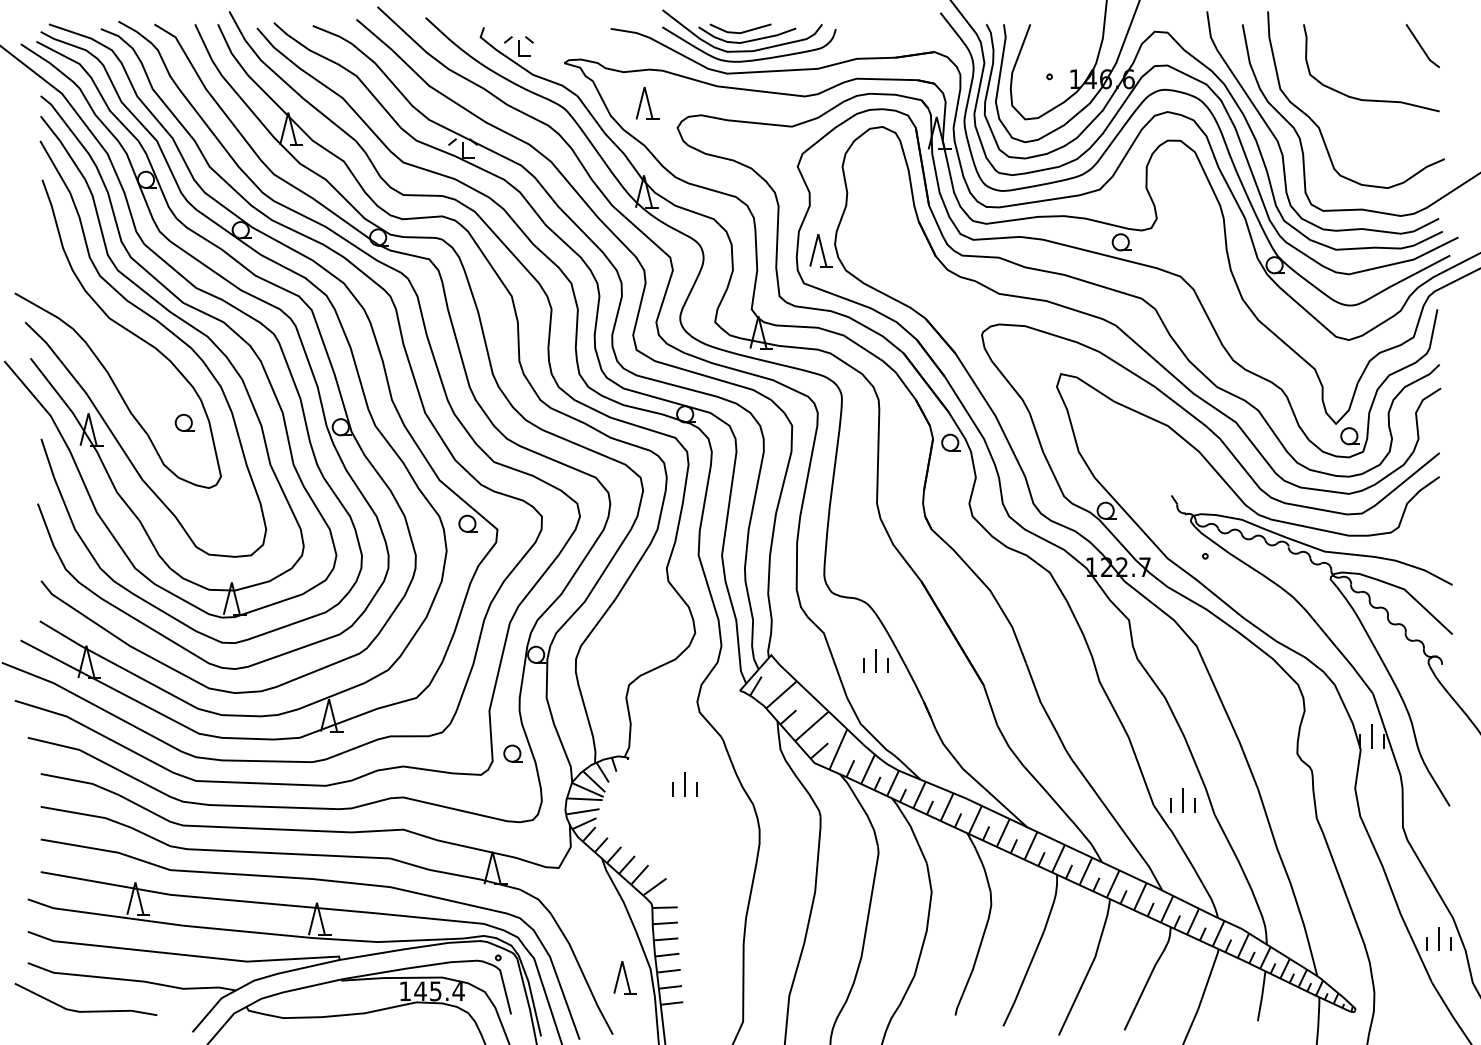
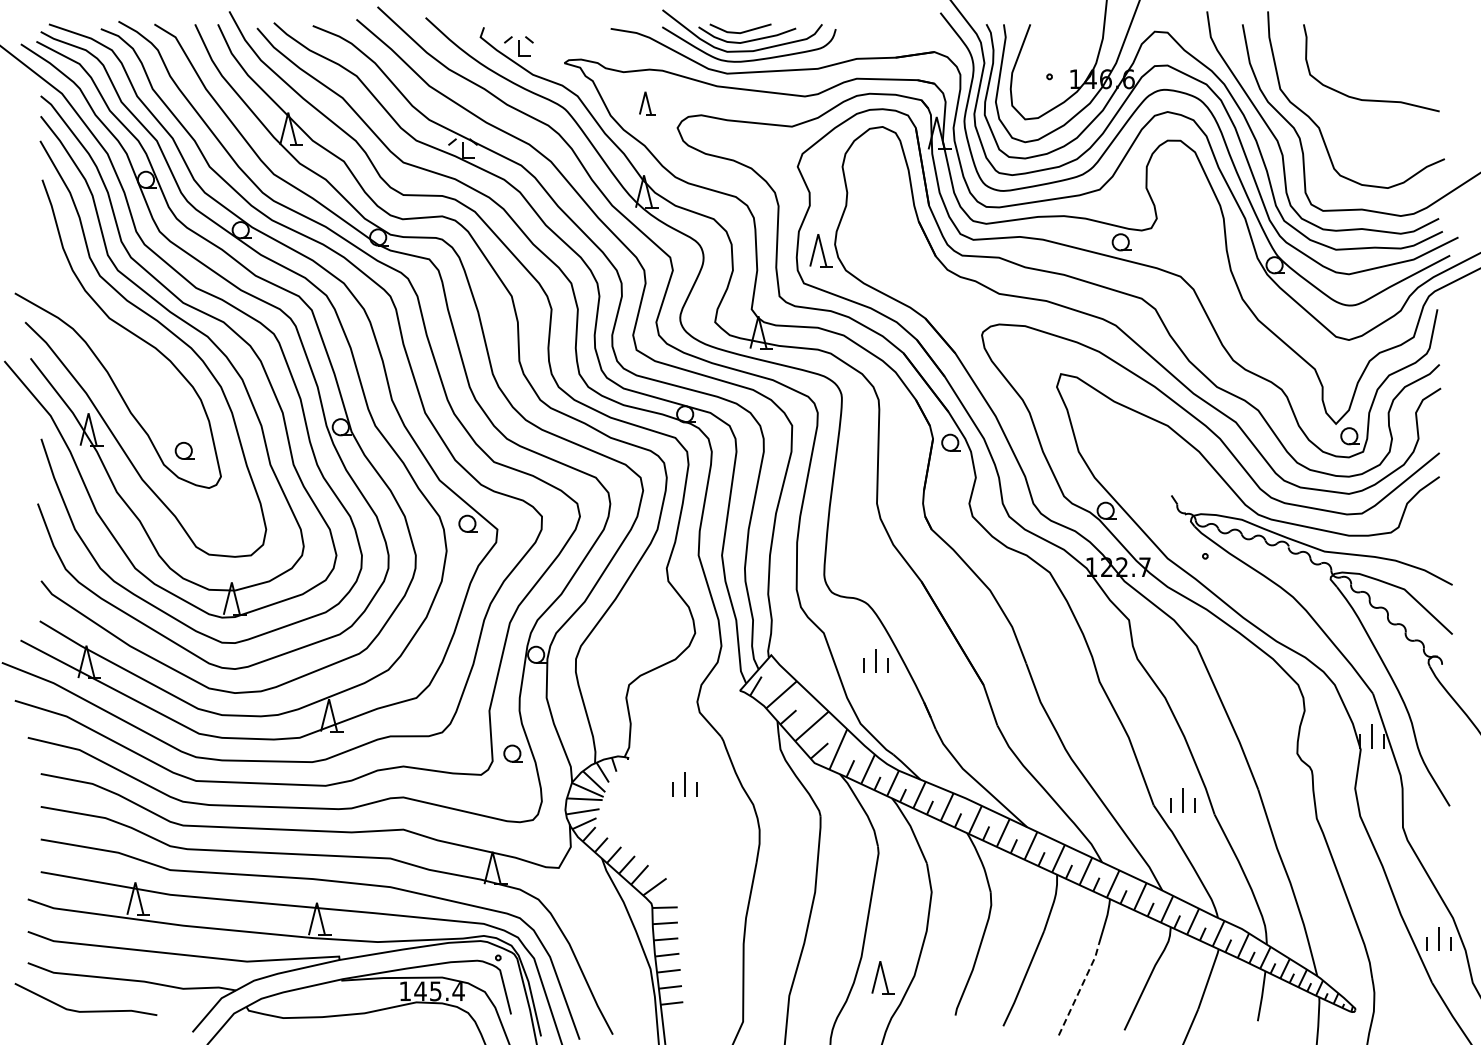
line: present -> none (1421, 45)
part size: 25x34 px -> 17x25 px (647, 103)
part position: (184, 422) -> (184, 450) (184, 450)
part position: (624, 977) -> (882, 977) (882, 977)
line: solid -> dashed (1080, 989)
